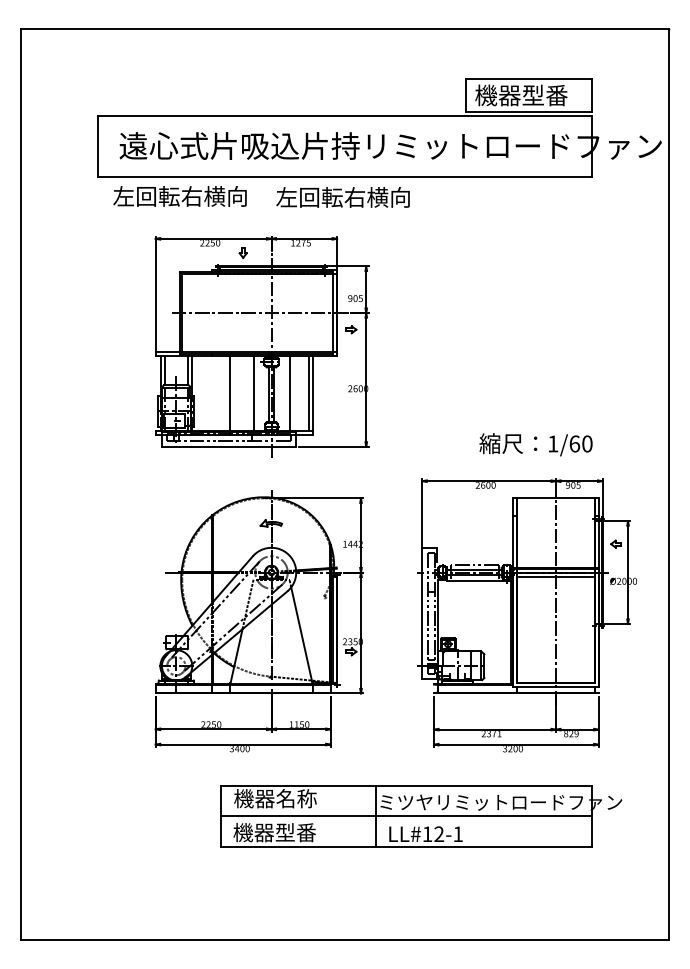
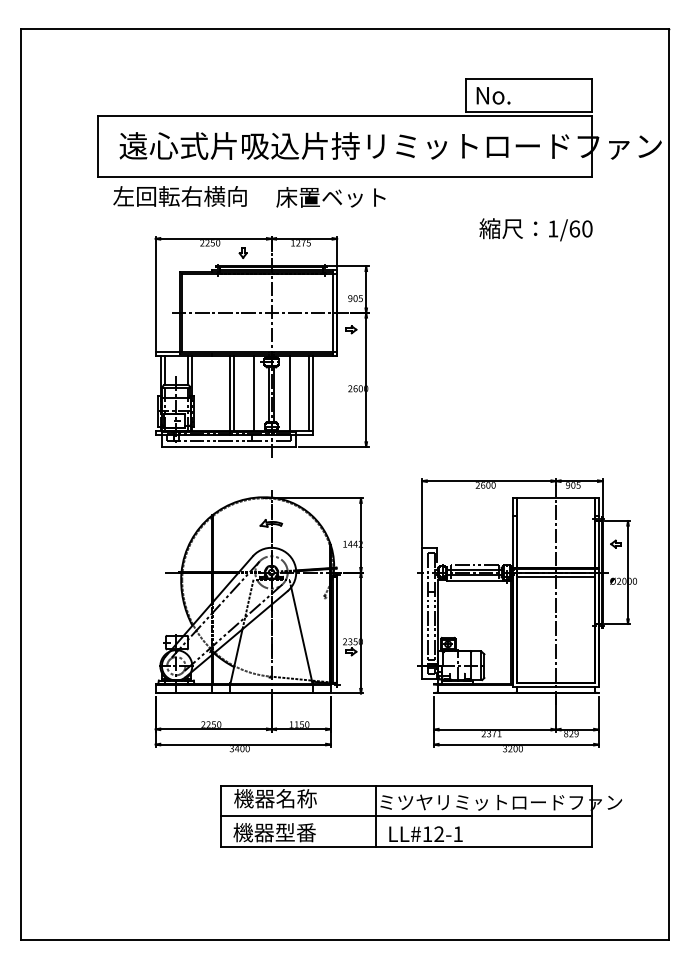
text: 機器型番 -> No. (521, 95)
text: 左回転右横向 -> 床置ベット (342, 197)
line: none -> present (234, 393)
text position: (535, 444) -> (535, 229) (535, 229)
